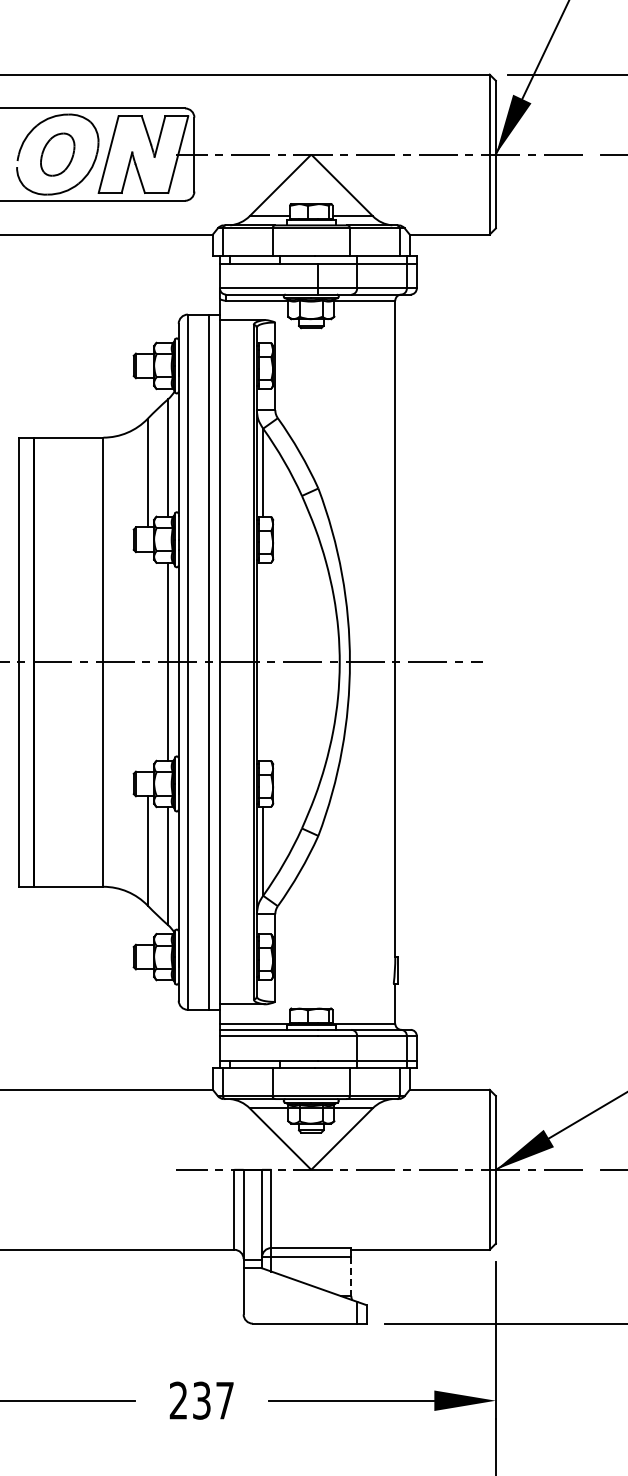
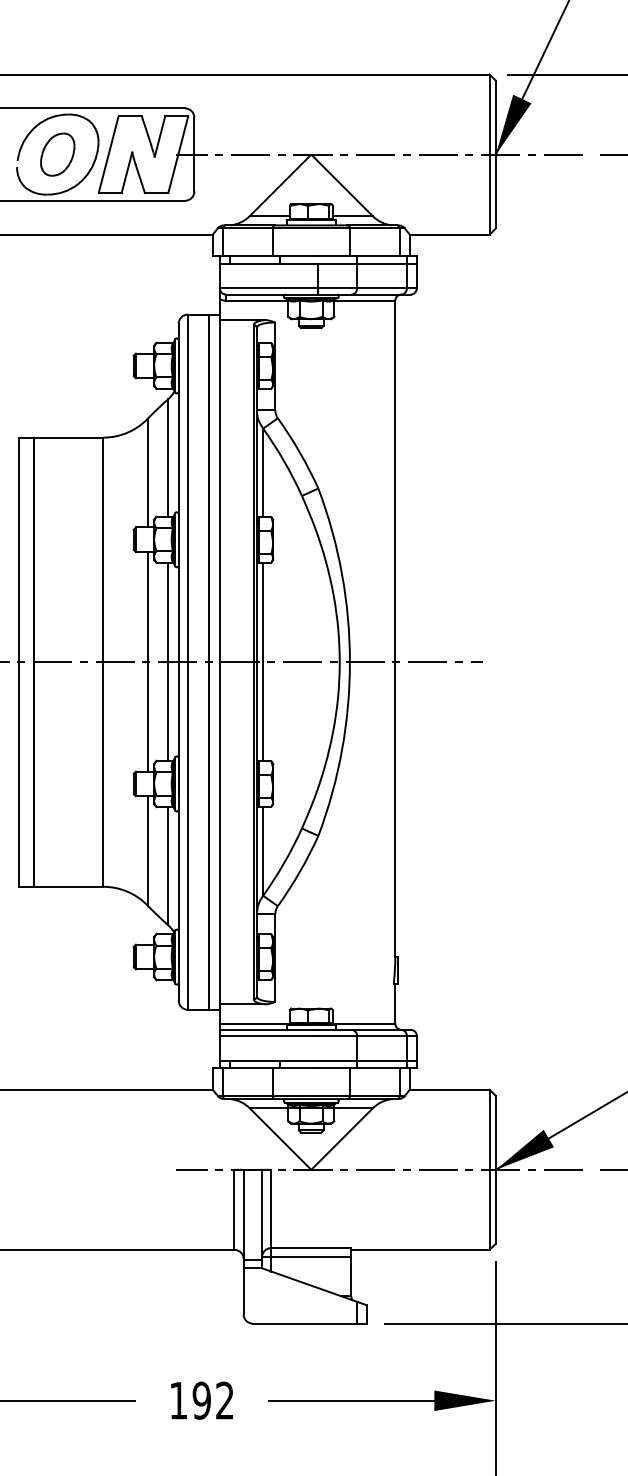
line: none -> present (147, 661)
line: none -> present (263, 661)
line: dashed -> solid (351, 1277)
text: 237 -> 192 (201, 1400)
